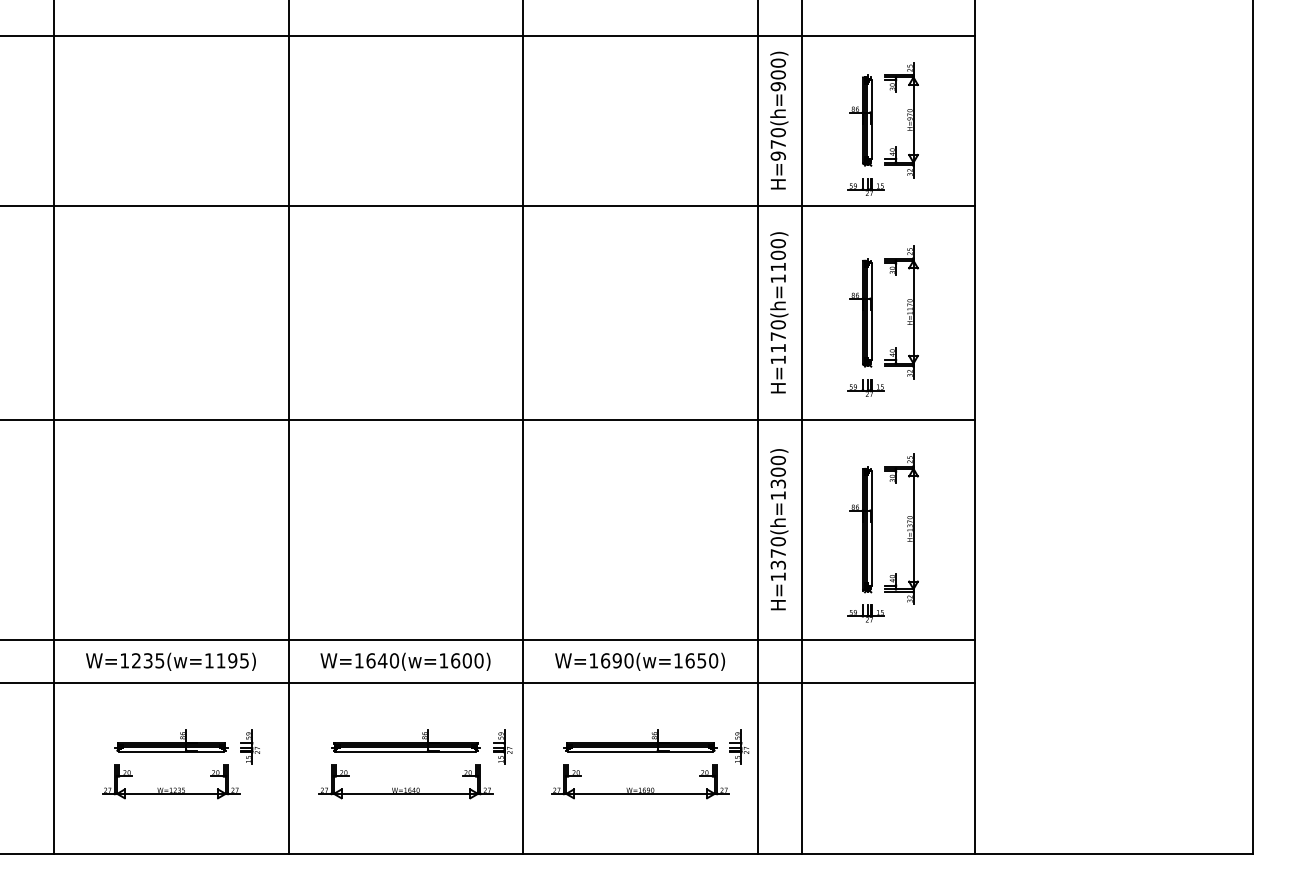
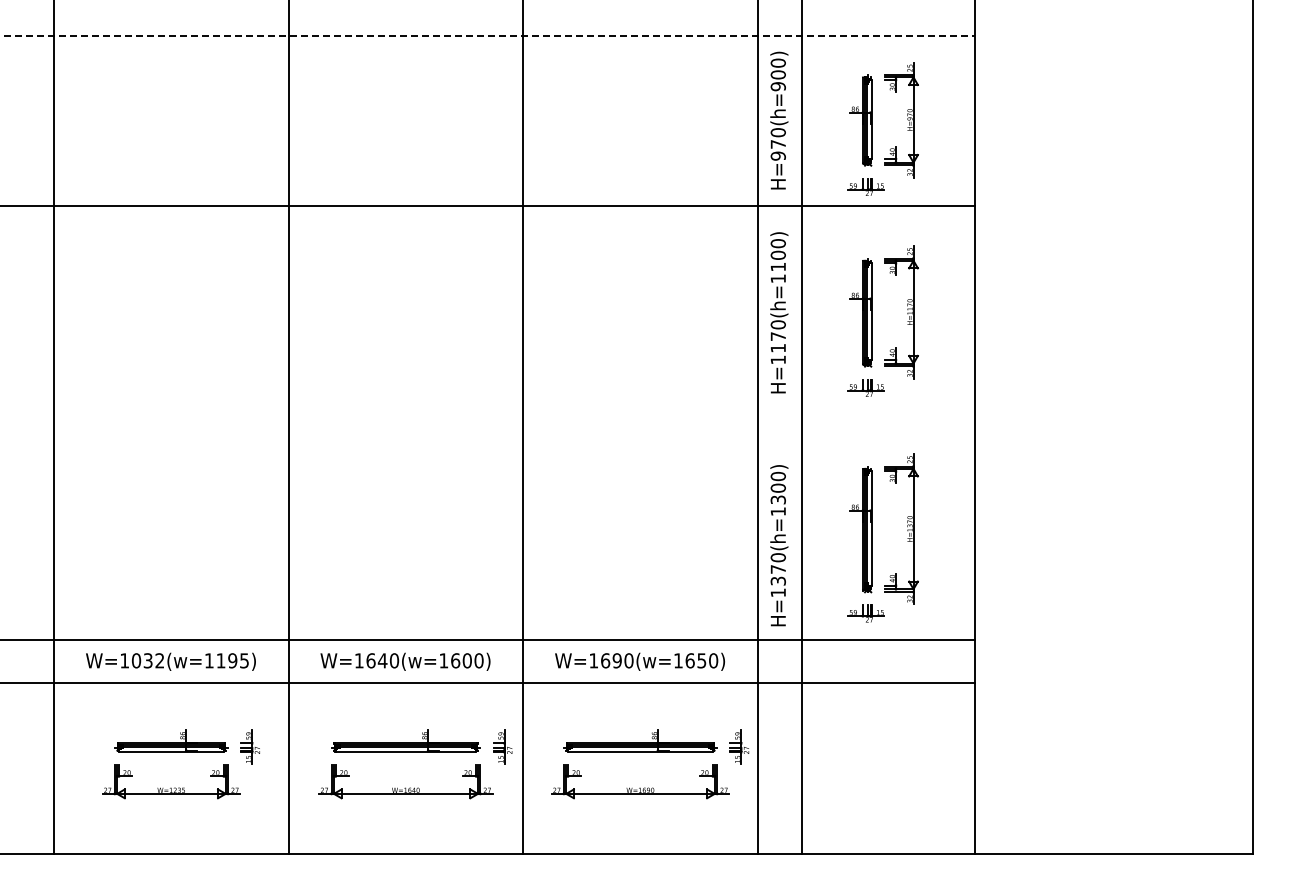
line: solid -> dashed (487, 35)
line: present -> none (488, 419)
text position: (779, 529) -> (779, 545) (779, 545)
text: W=1235(w=1195) -> W=1032(w=1195) (147, 660)
